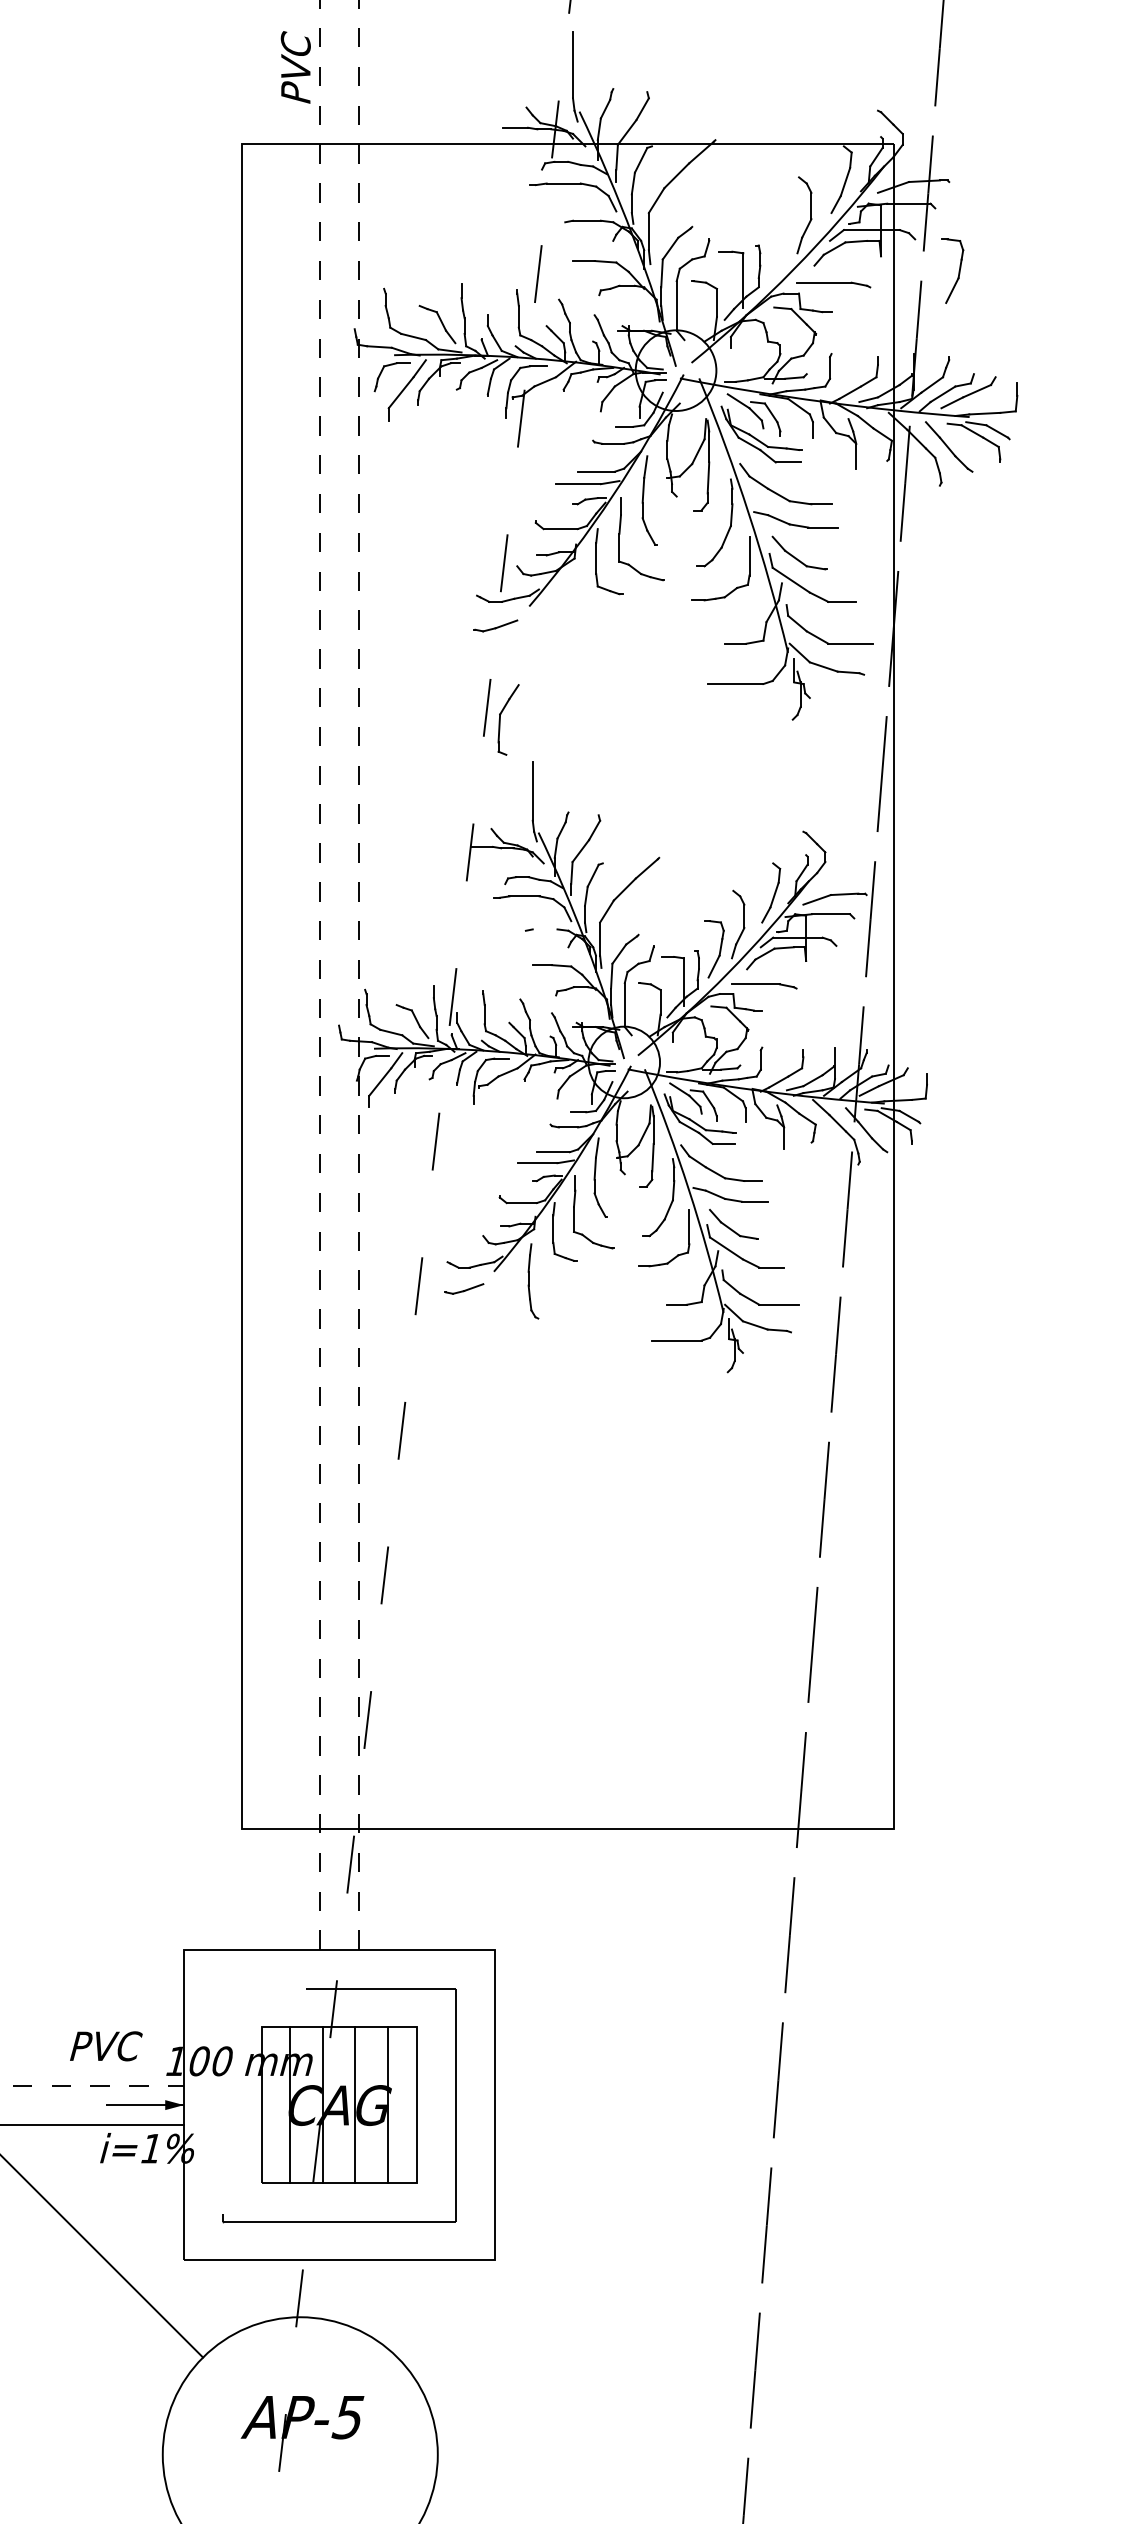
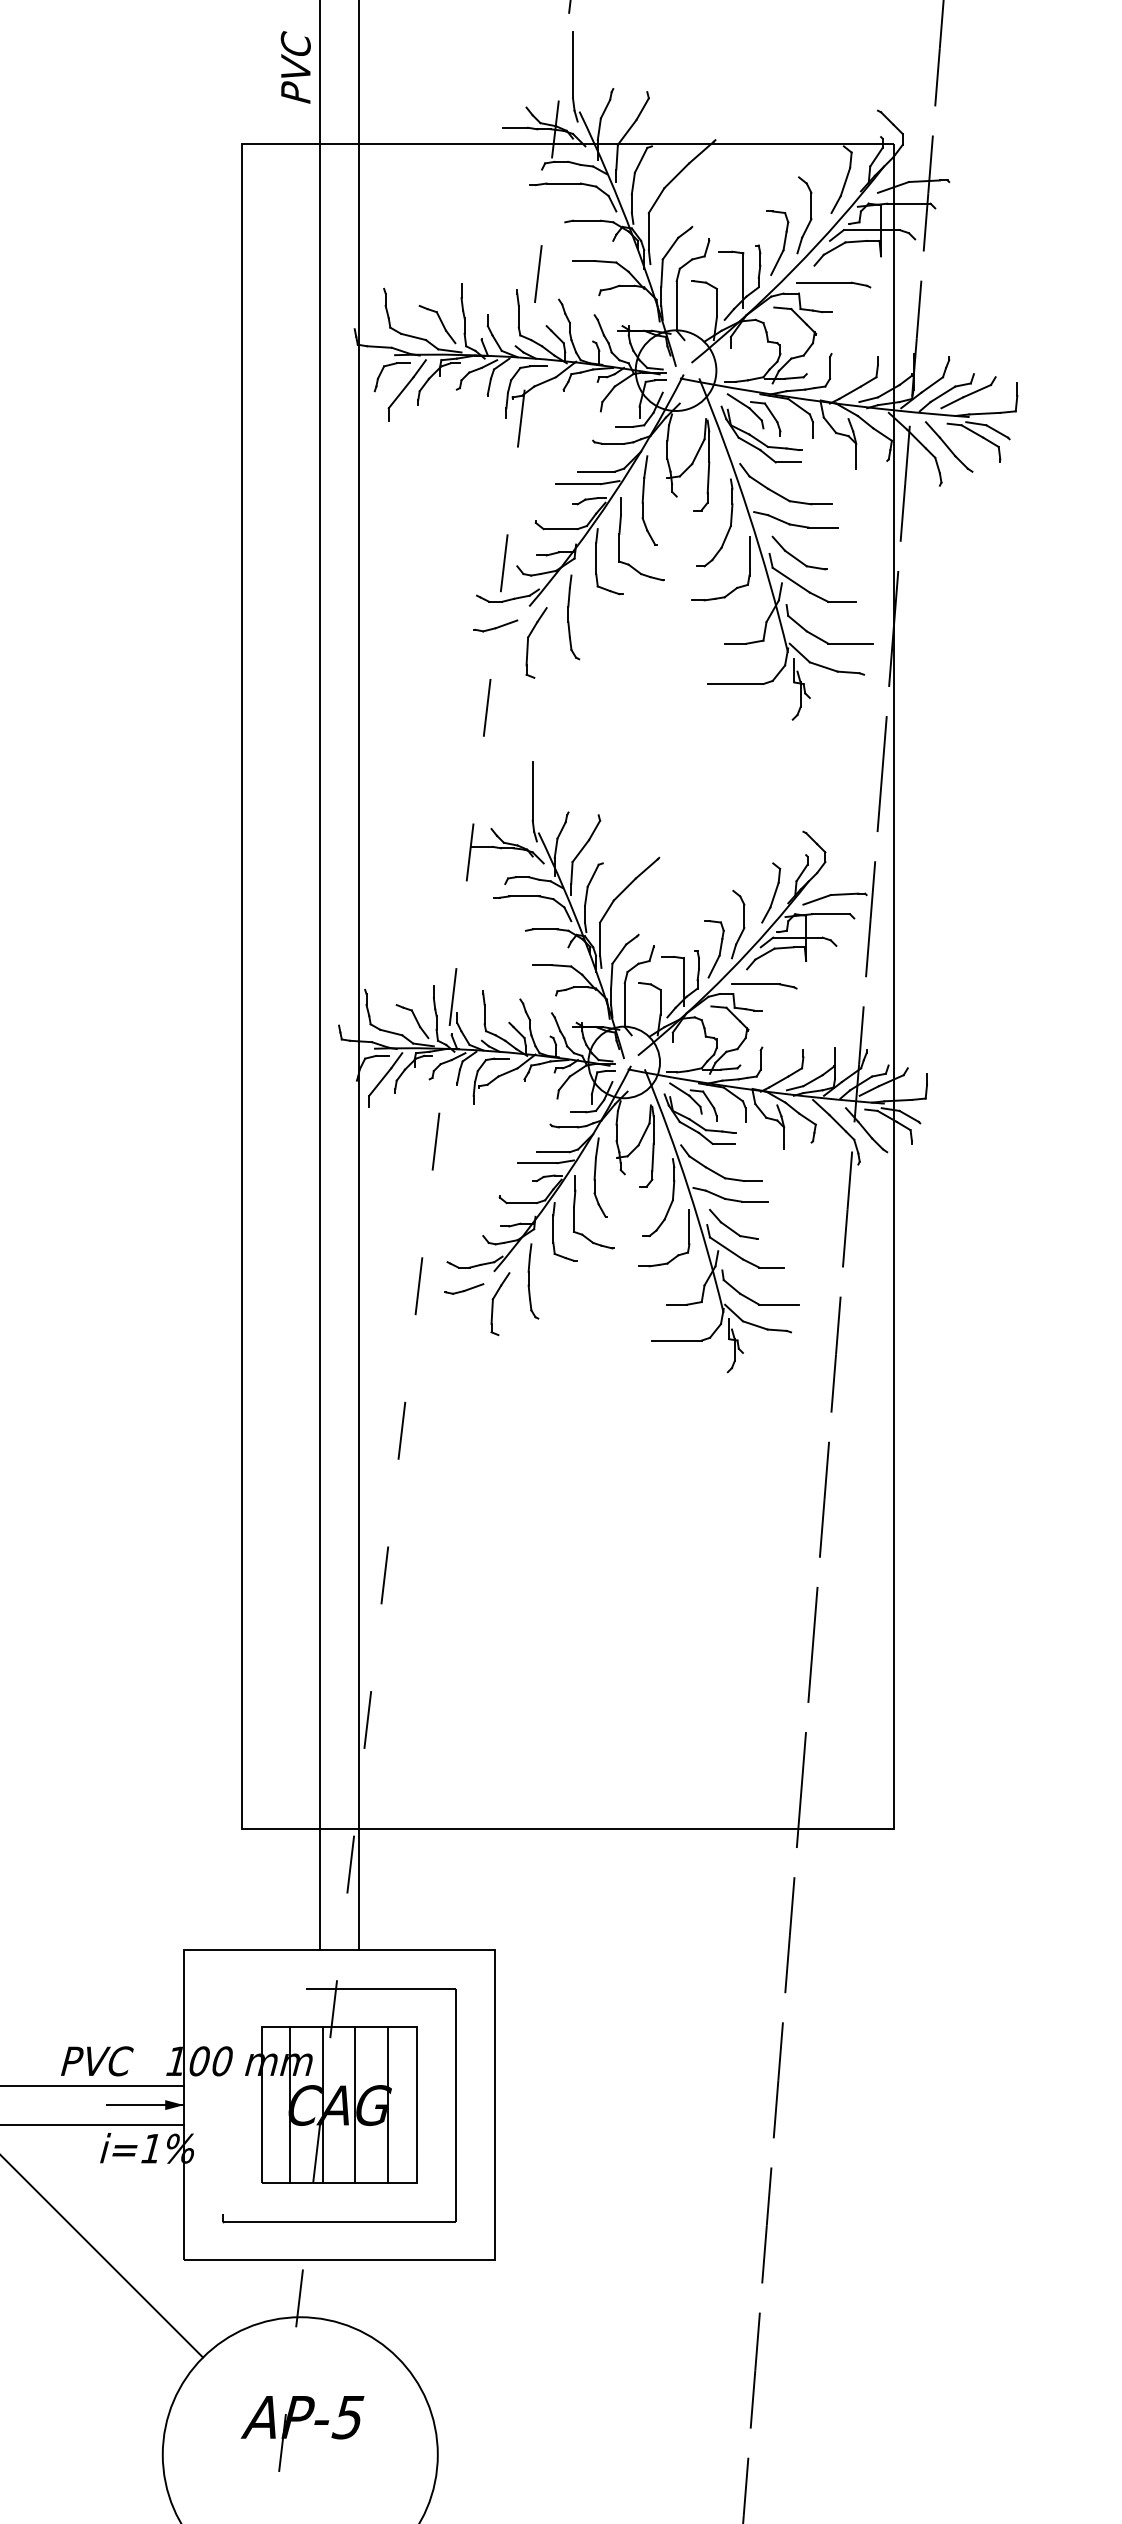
part position: (952, 270) -> (777, 242) (777, 242)
part: none -> present (573, 617)
part position: (500, 719) -> (528, 642) (528, 642)
line: none -> present (544, 929)
line: dashed -> solid (320, 975)
line: dashed -> solid (359, 975)
part: none -> present (493, 1304)
text position: (106, 2046) -> (97, 2061) (97, 2061)
line: dashed -> solid (92, 2085)
